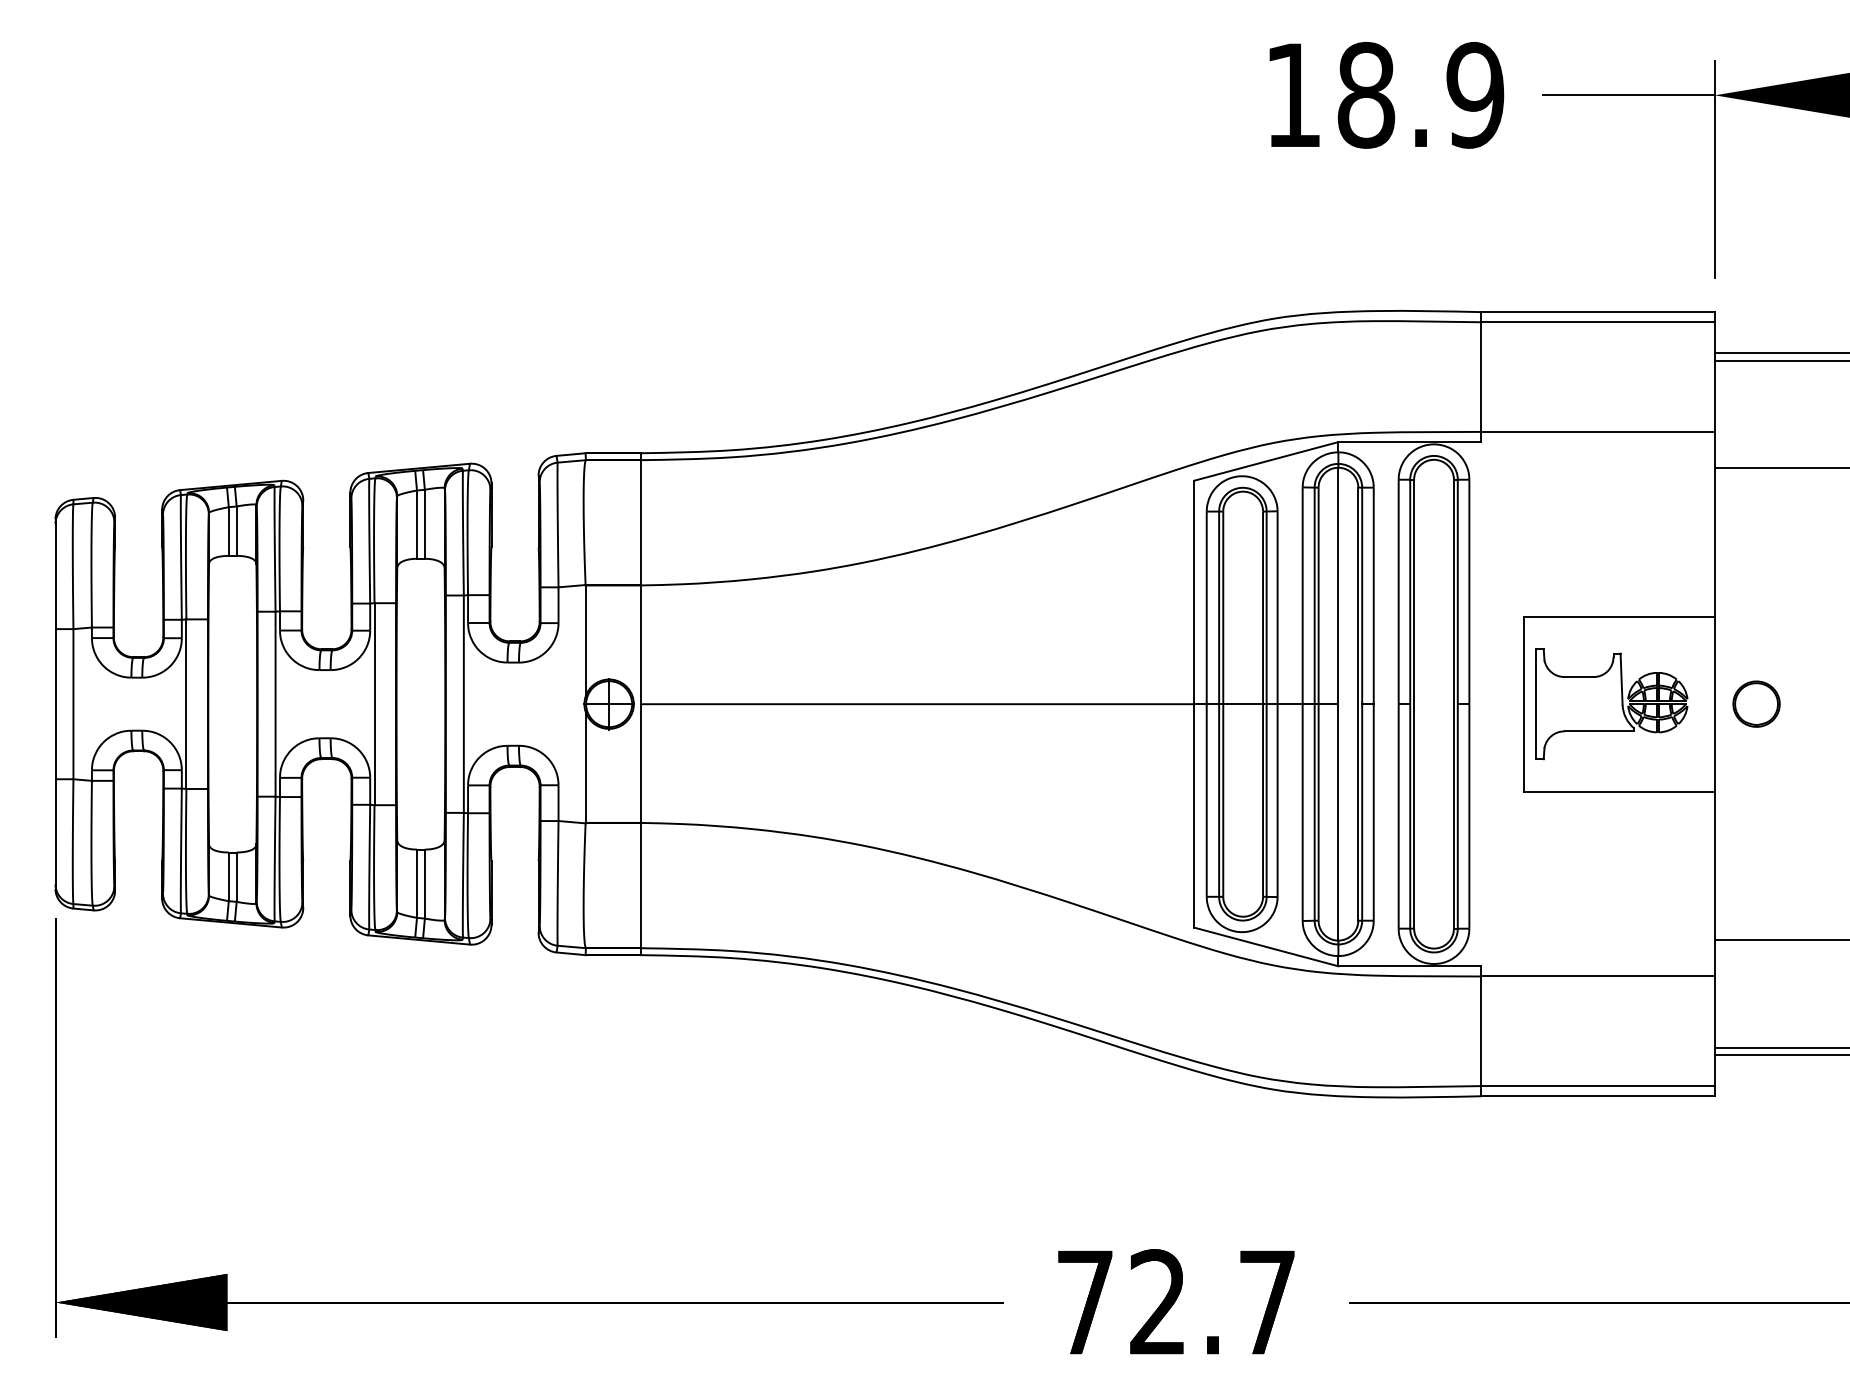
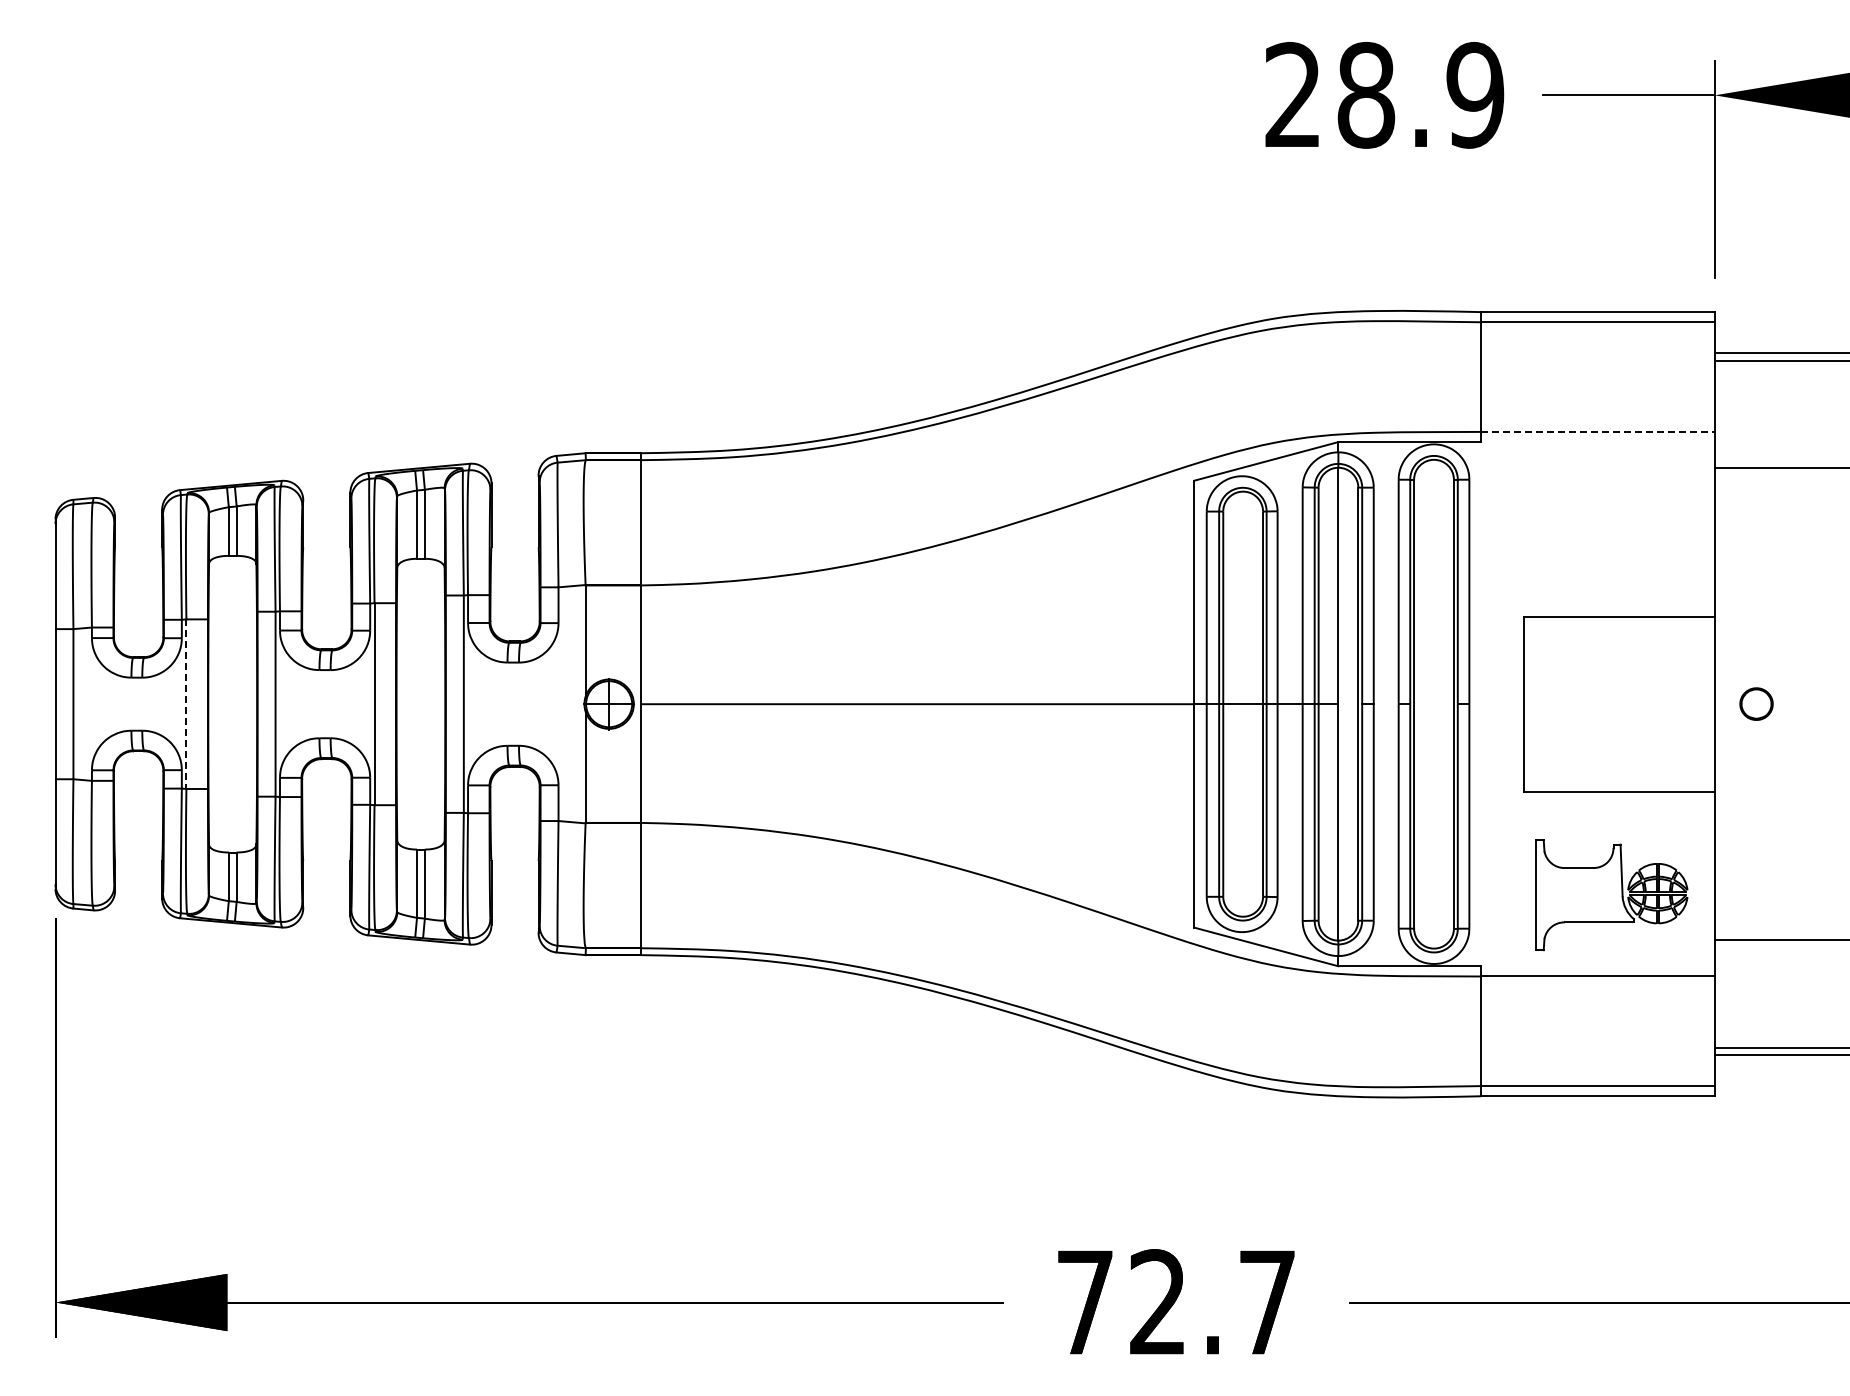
text: 18.9 -> 28.9 (1292, 94)
line: solid -> dashed (1598, 431)
part size: 49x48 px -> 35x34 px (1756, 703)
line: solid -> dashed (186, 704)
part position: (1611, 704) -> (1611, 895) (1611, 895)
